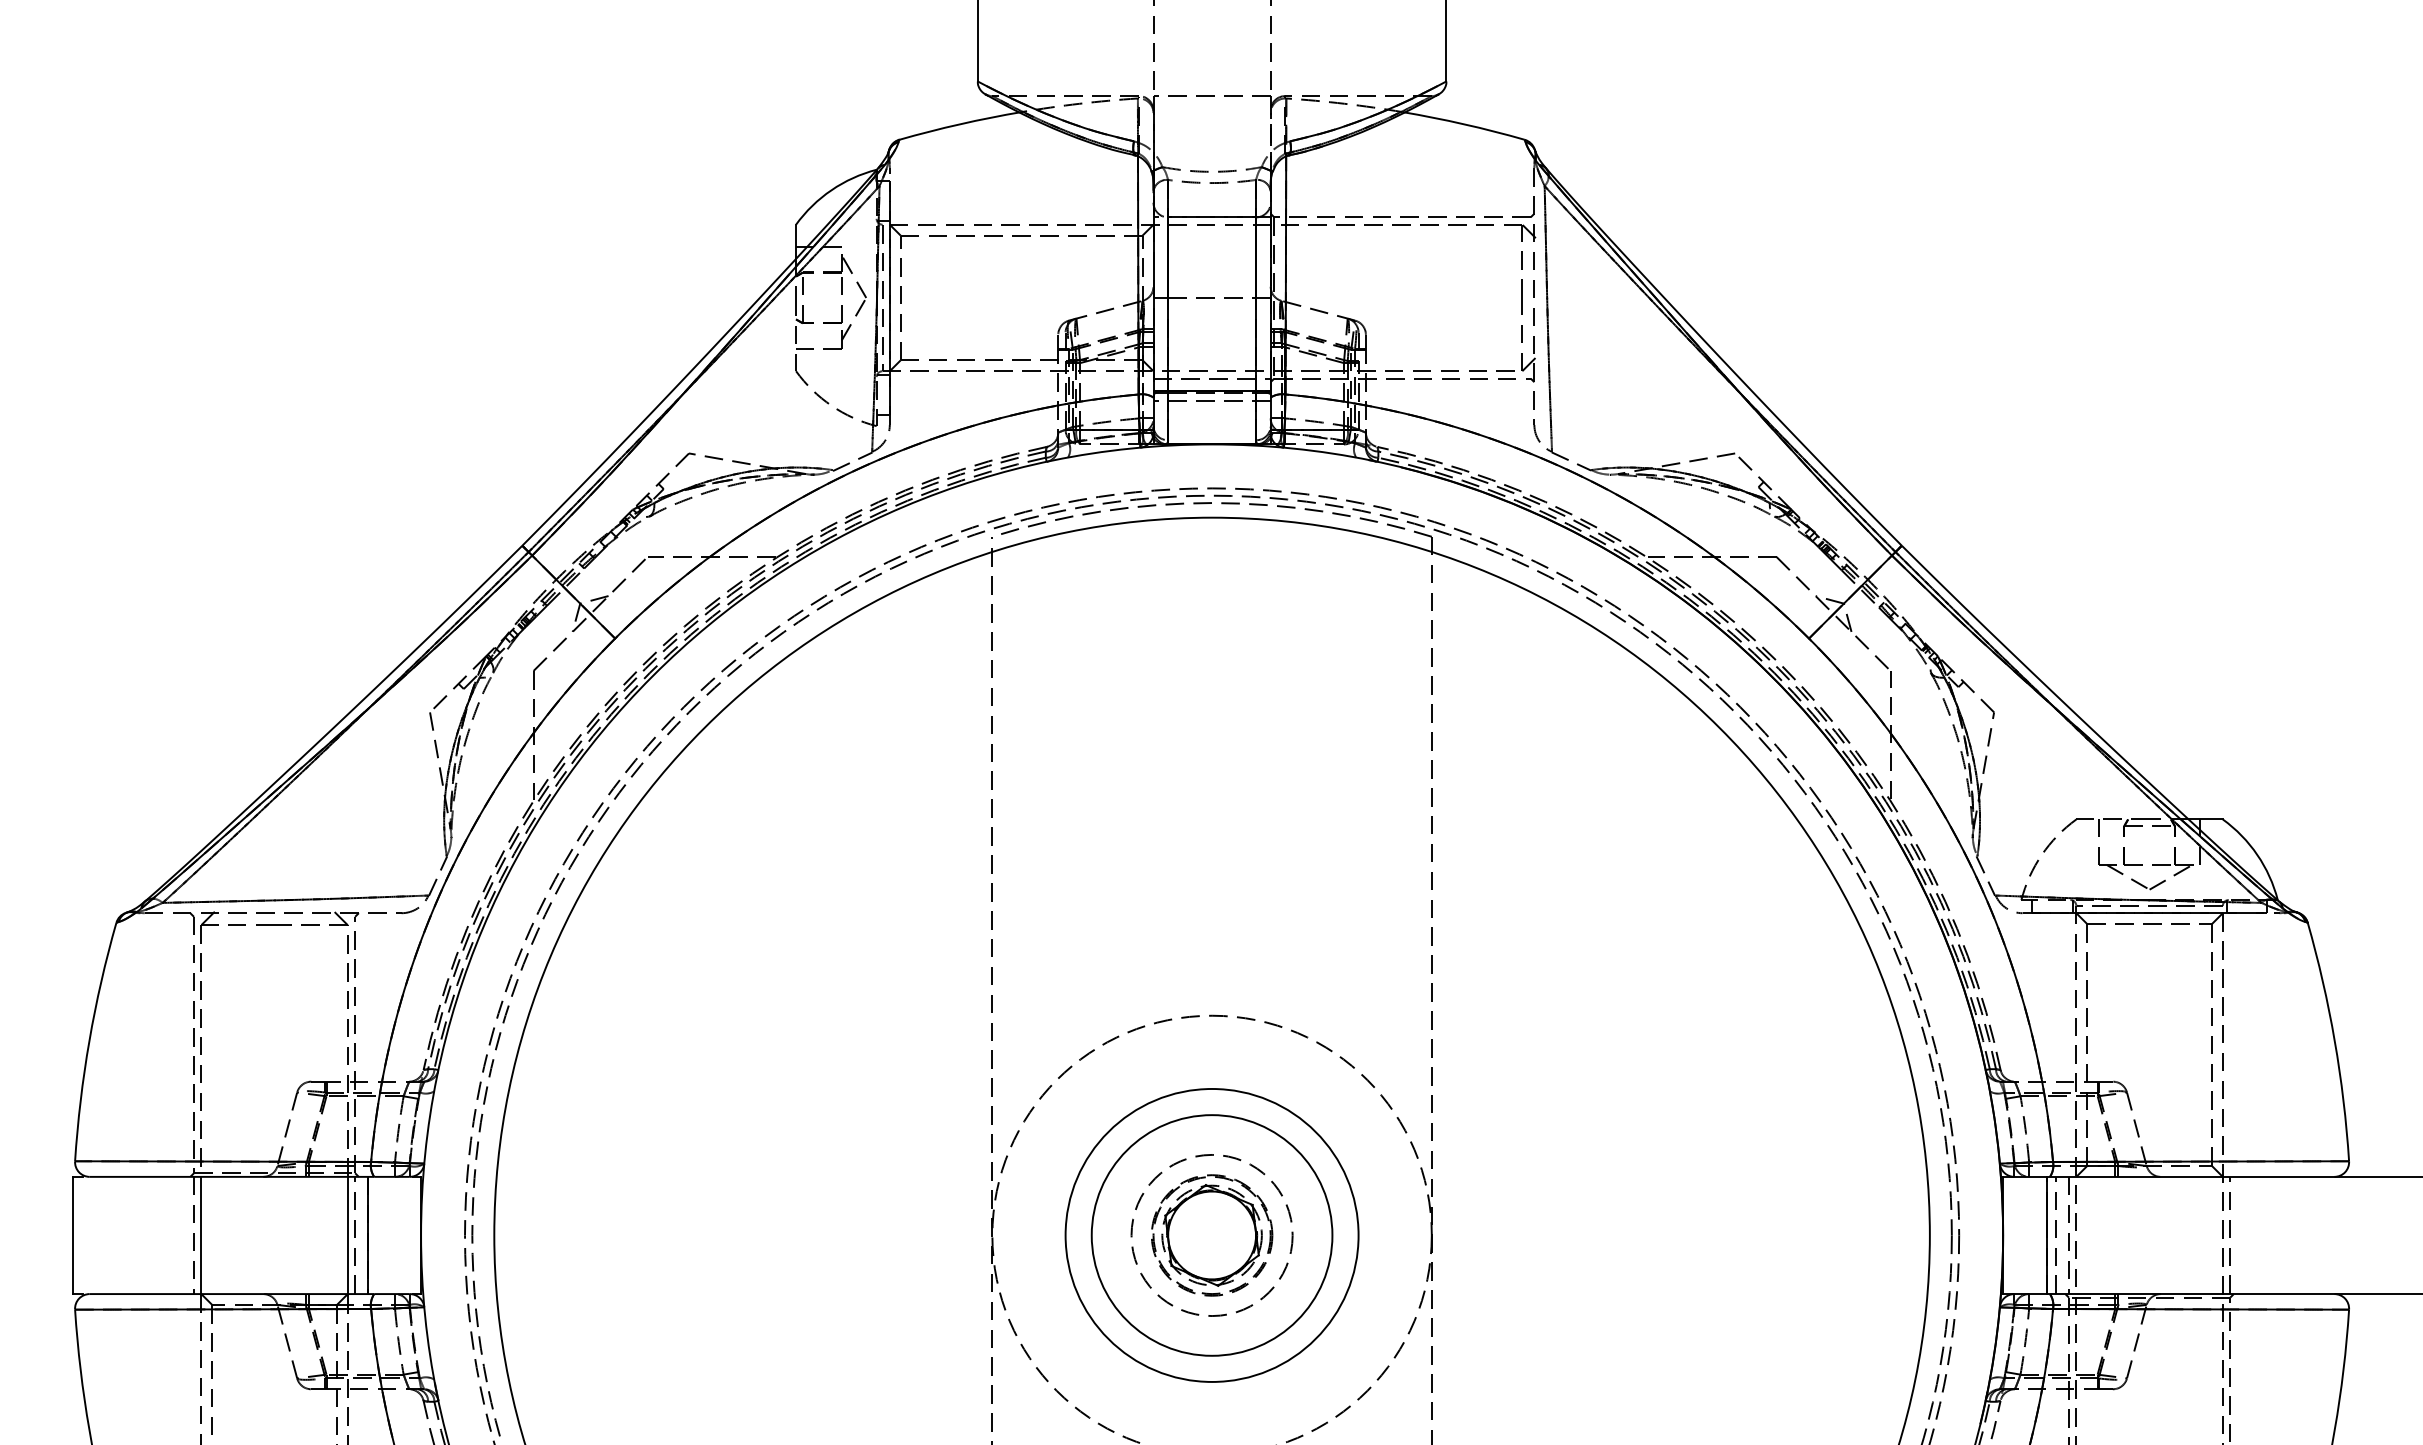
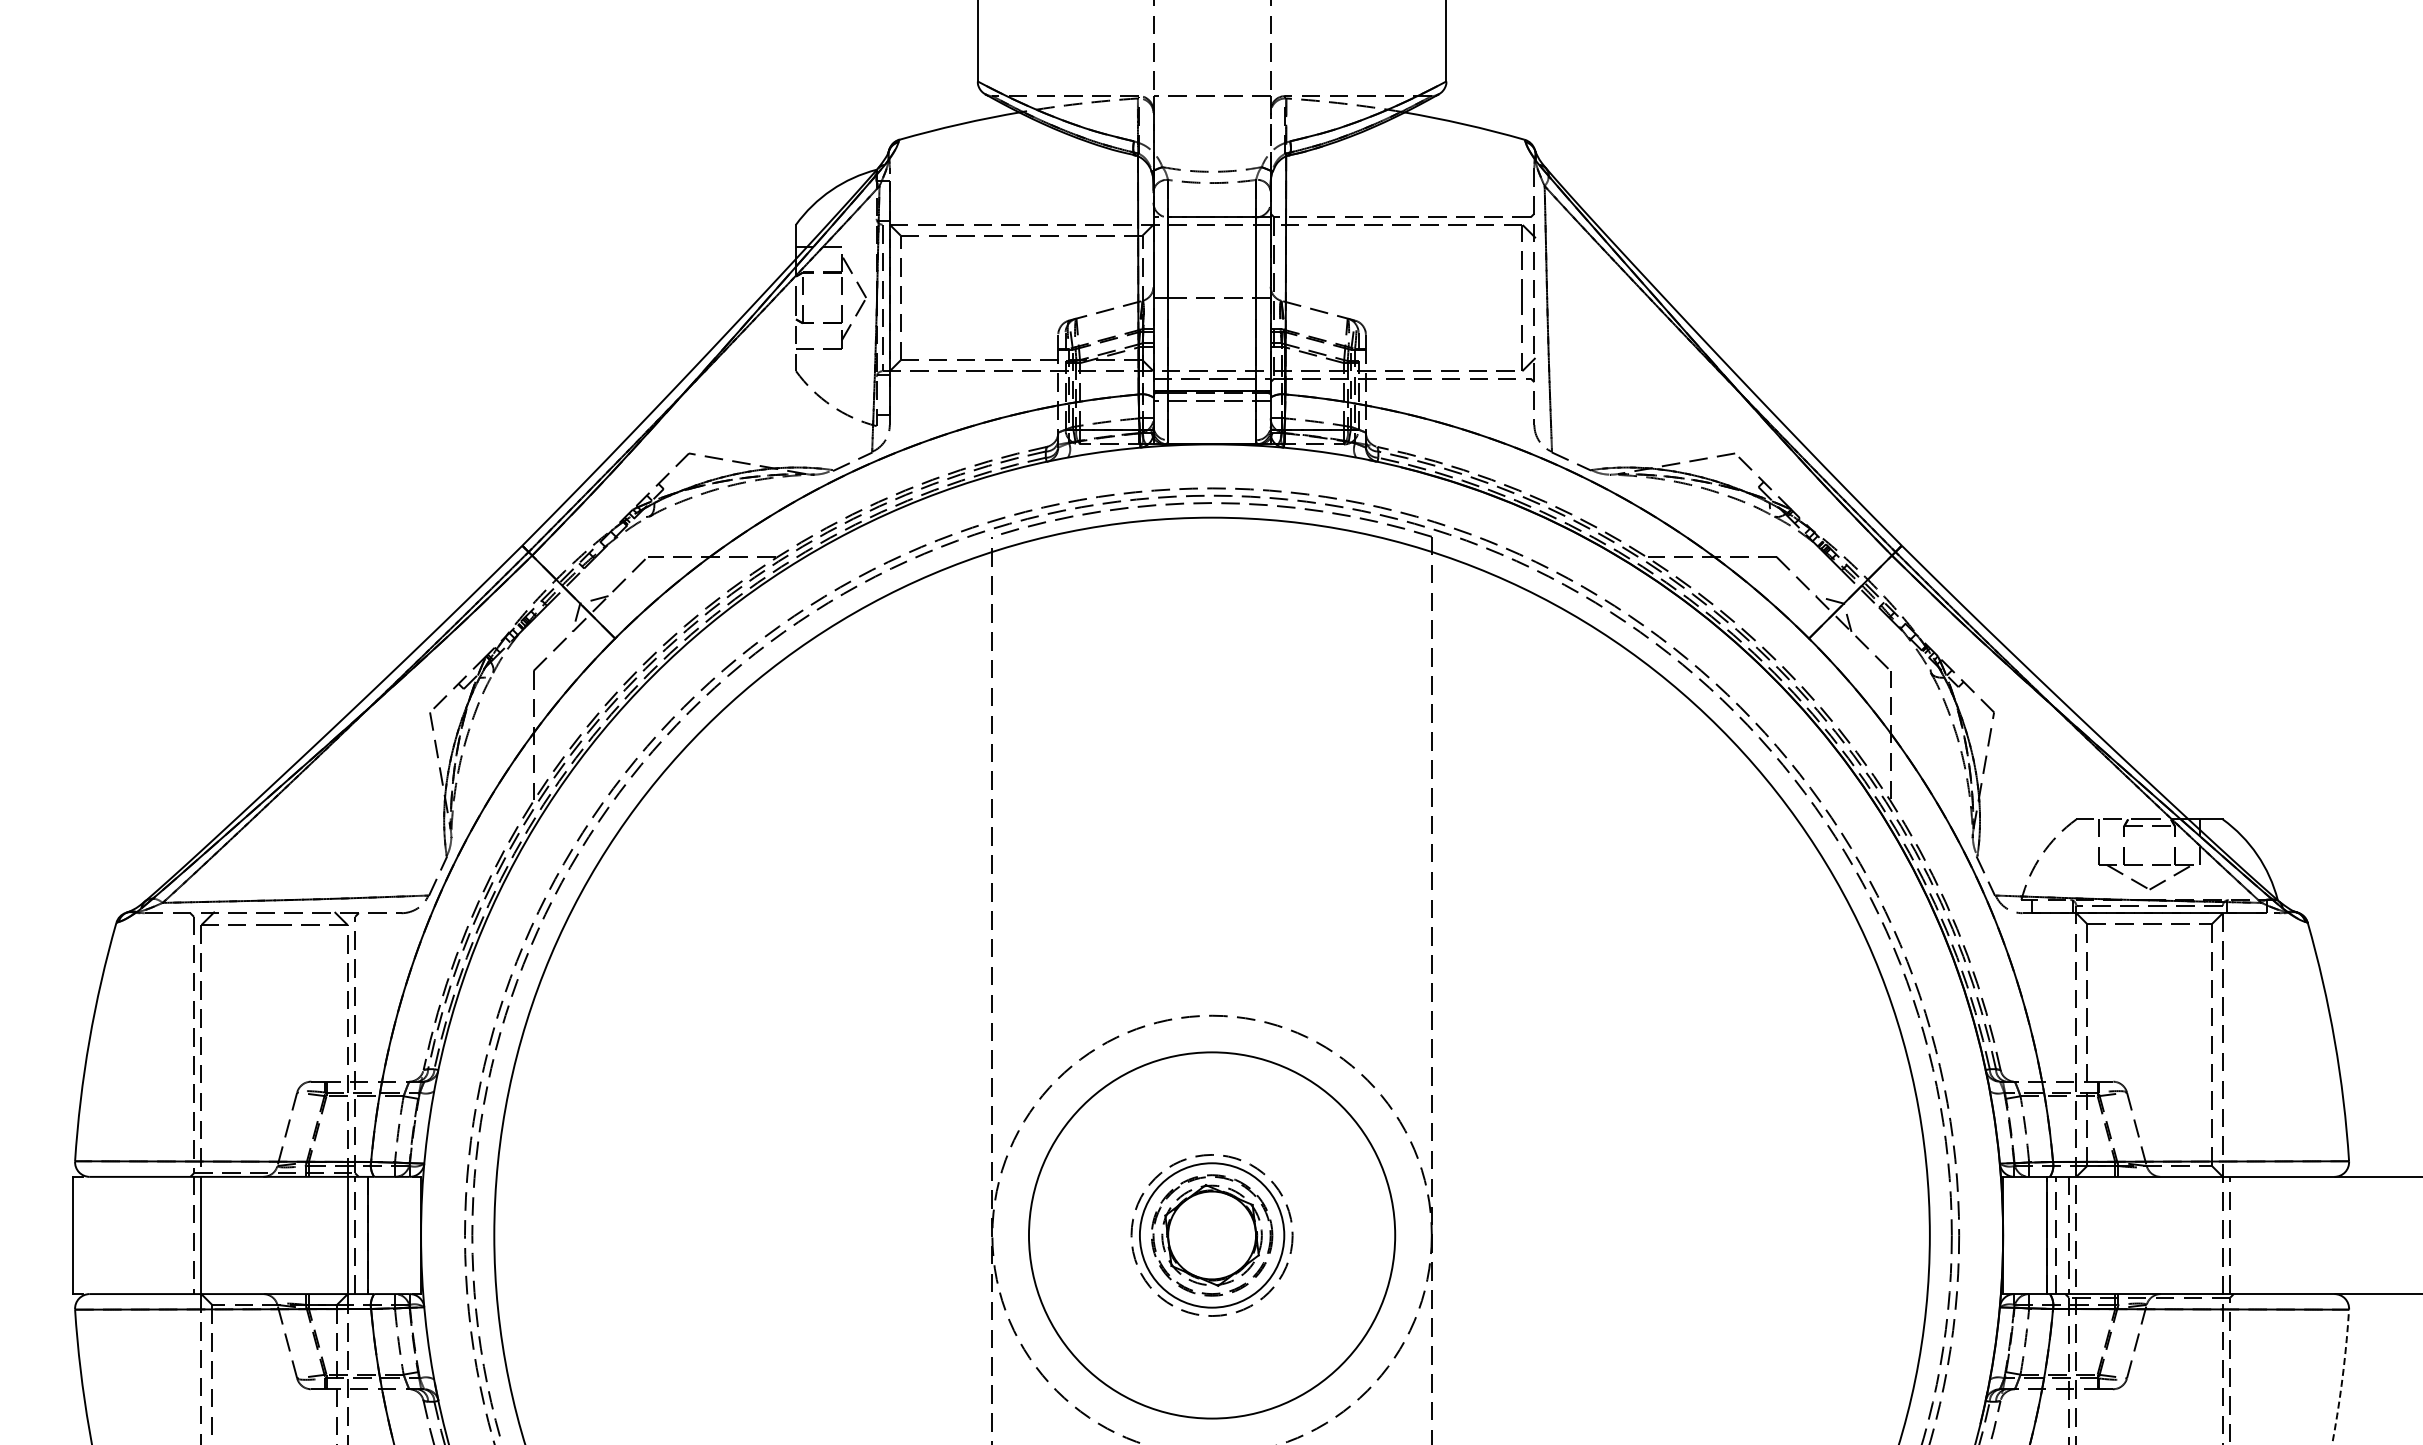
circle diameter: 293 px -> 366 px (1211, 1235)
circle diameter: 241 px -> 144 px (1211, 1235)
arc: solid -> dashed (2342, 1376)
